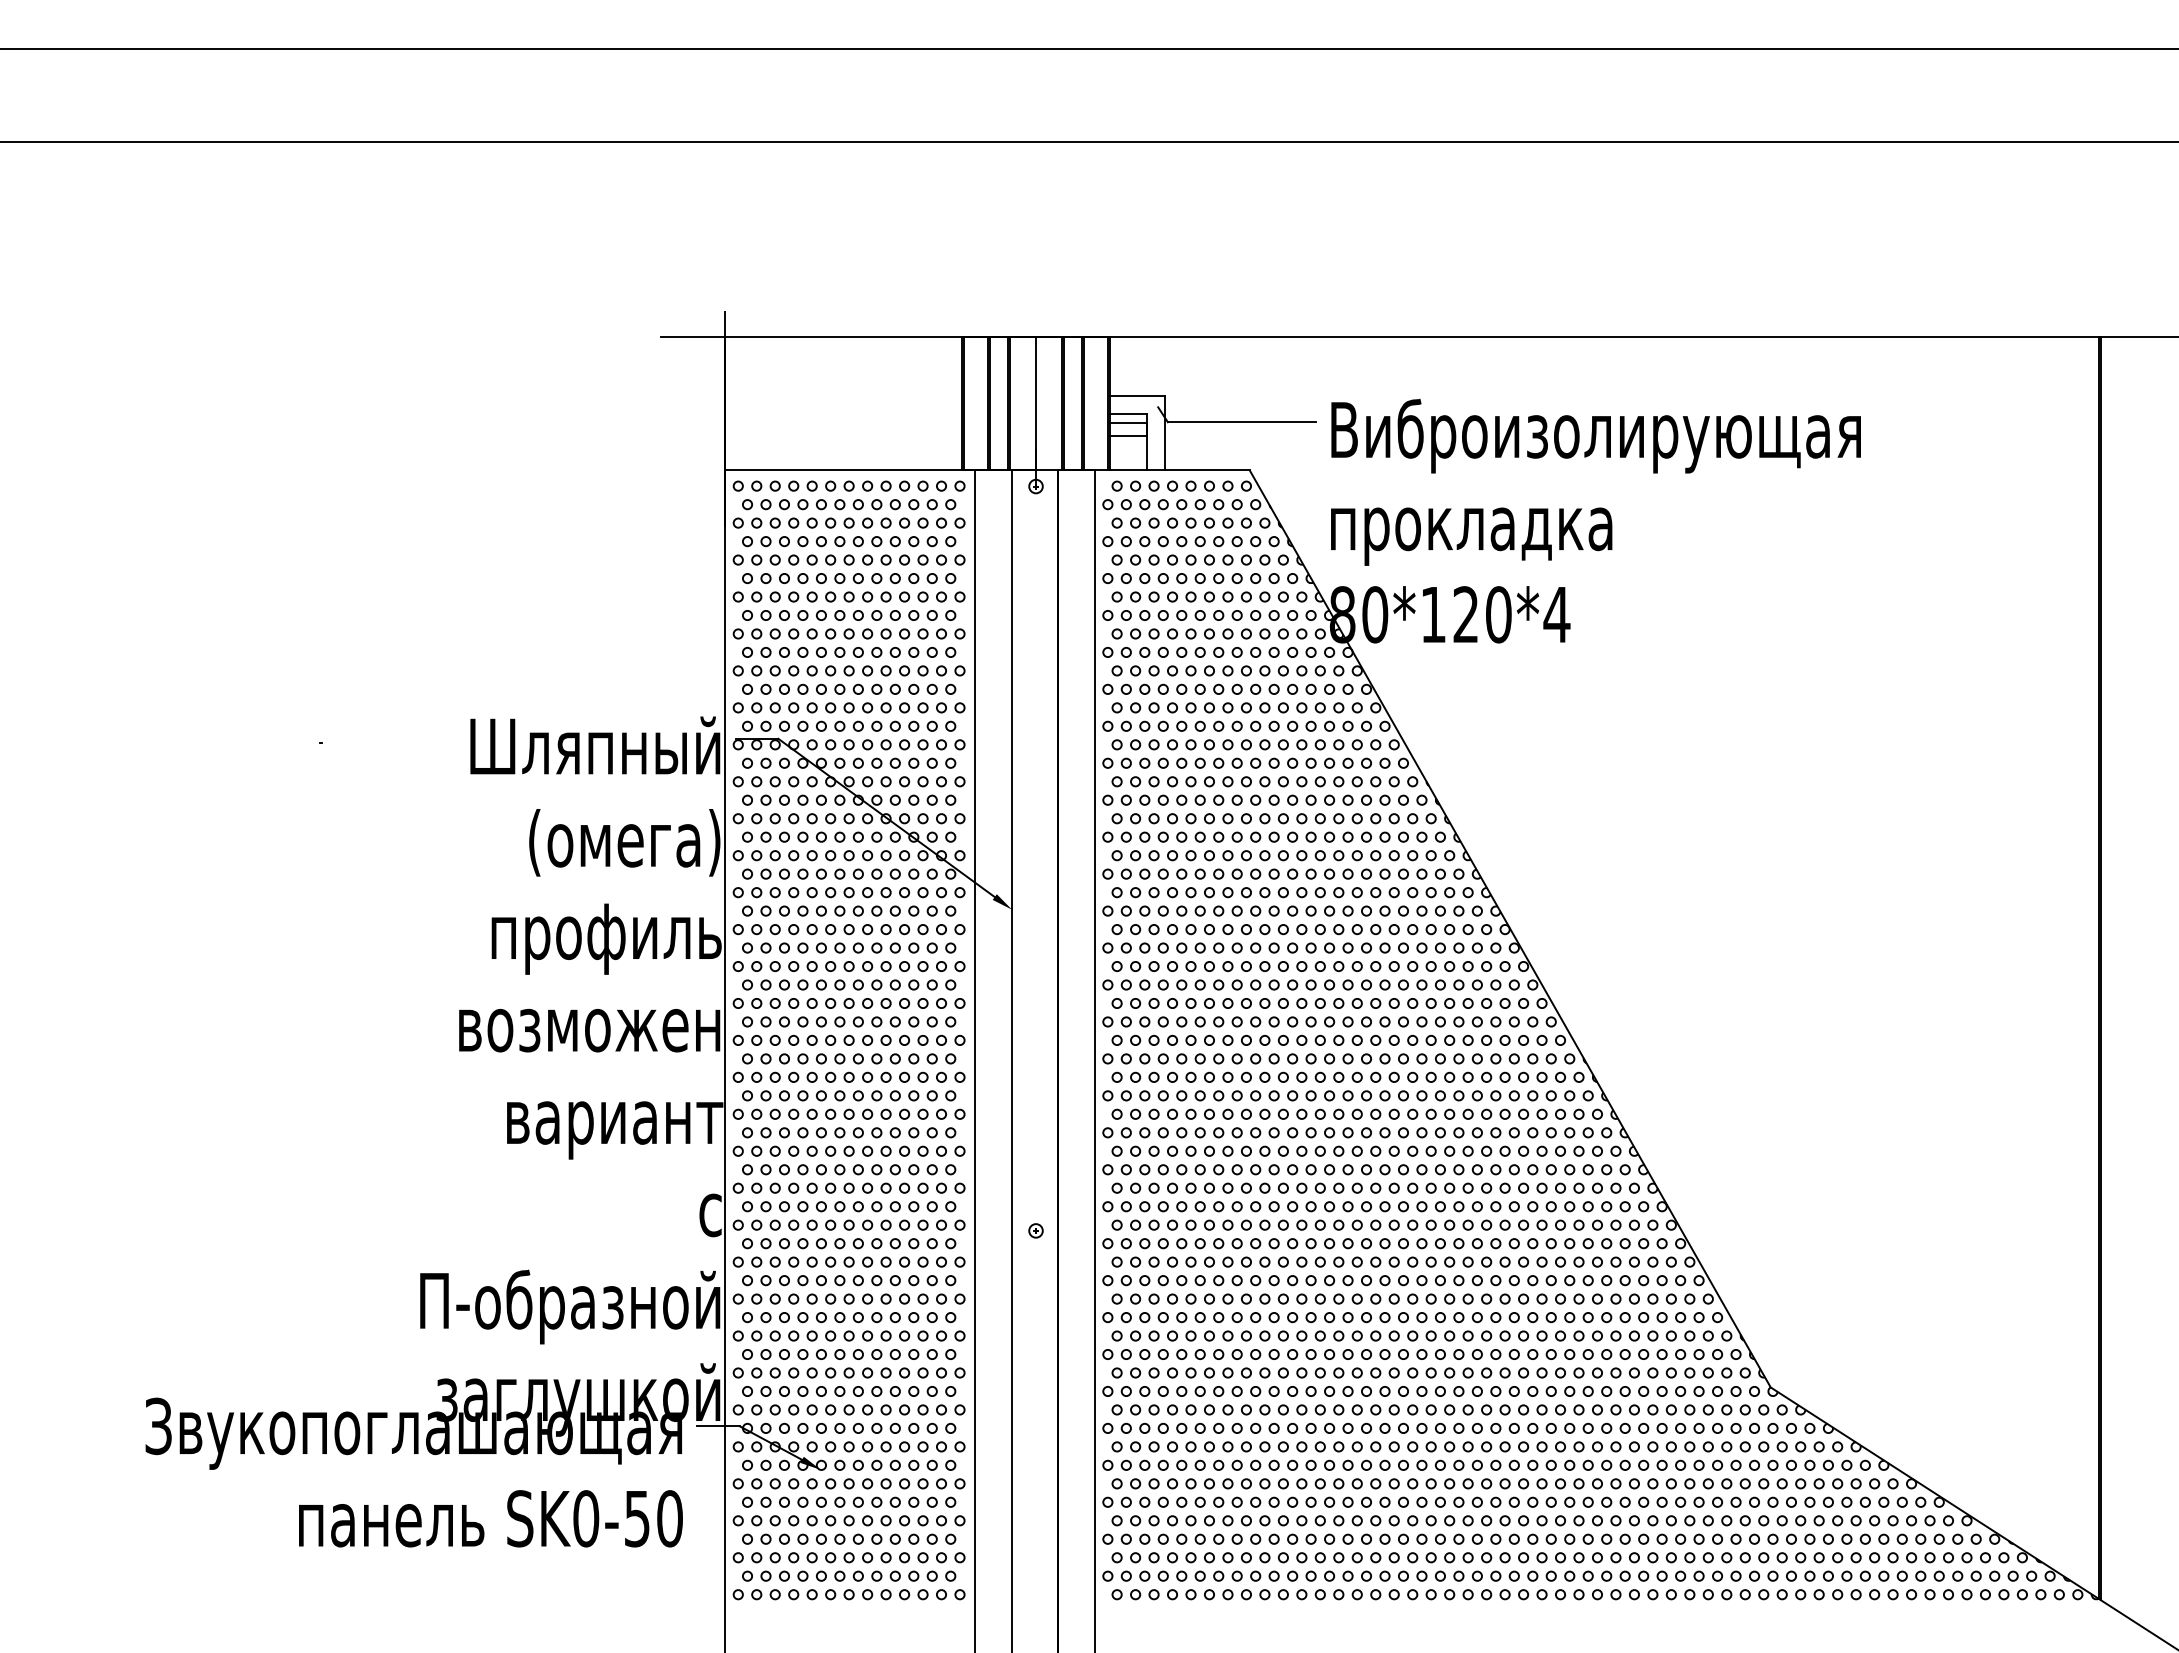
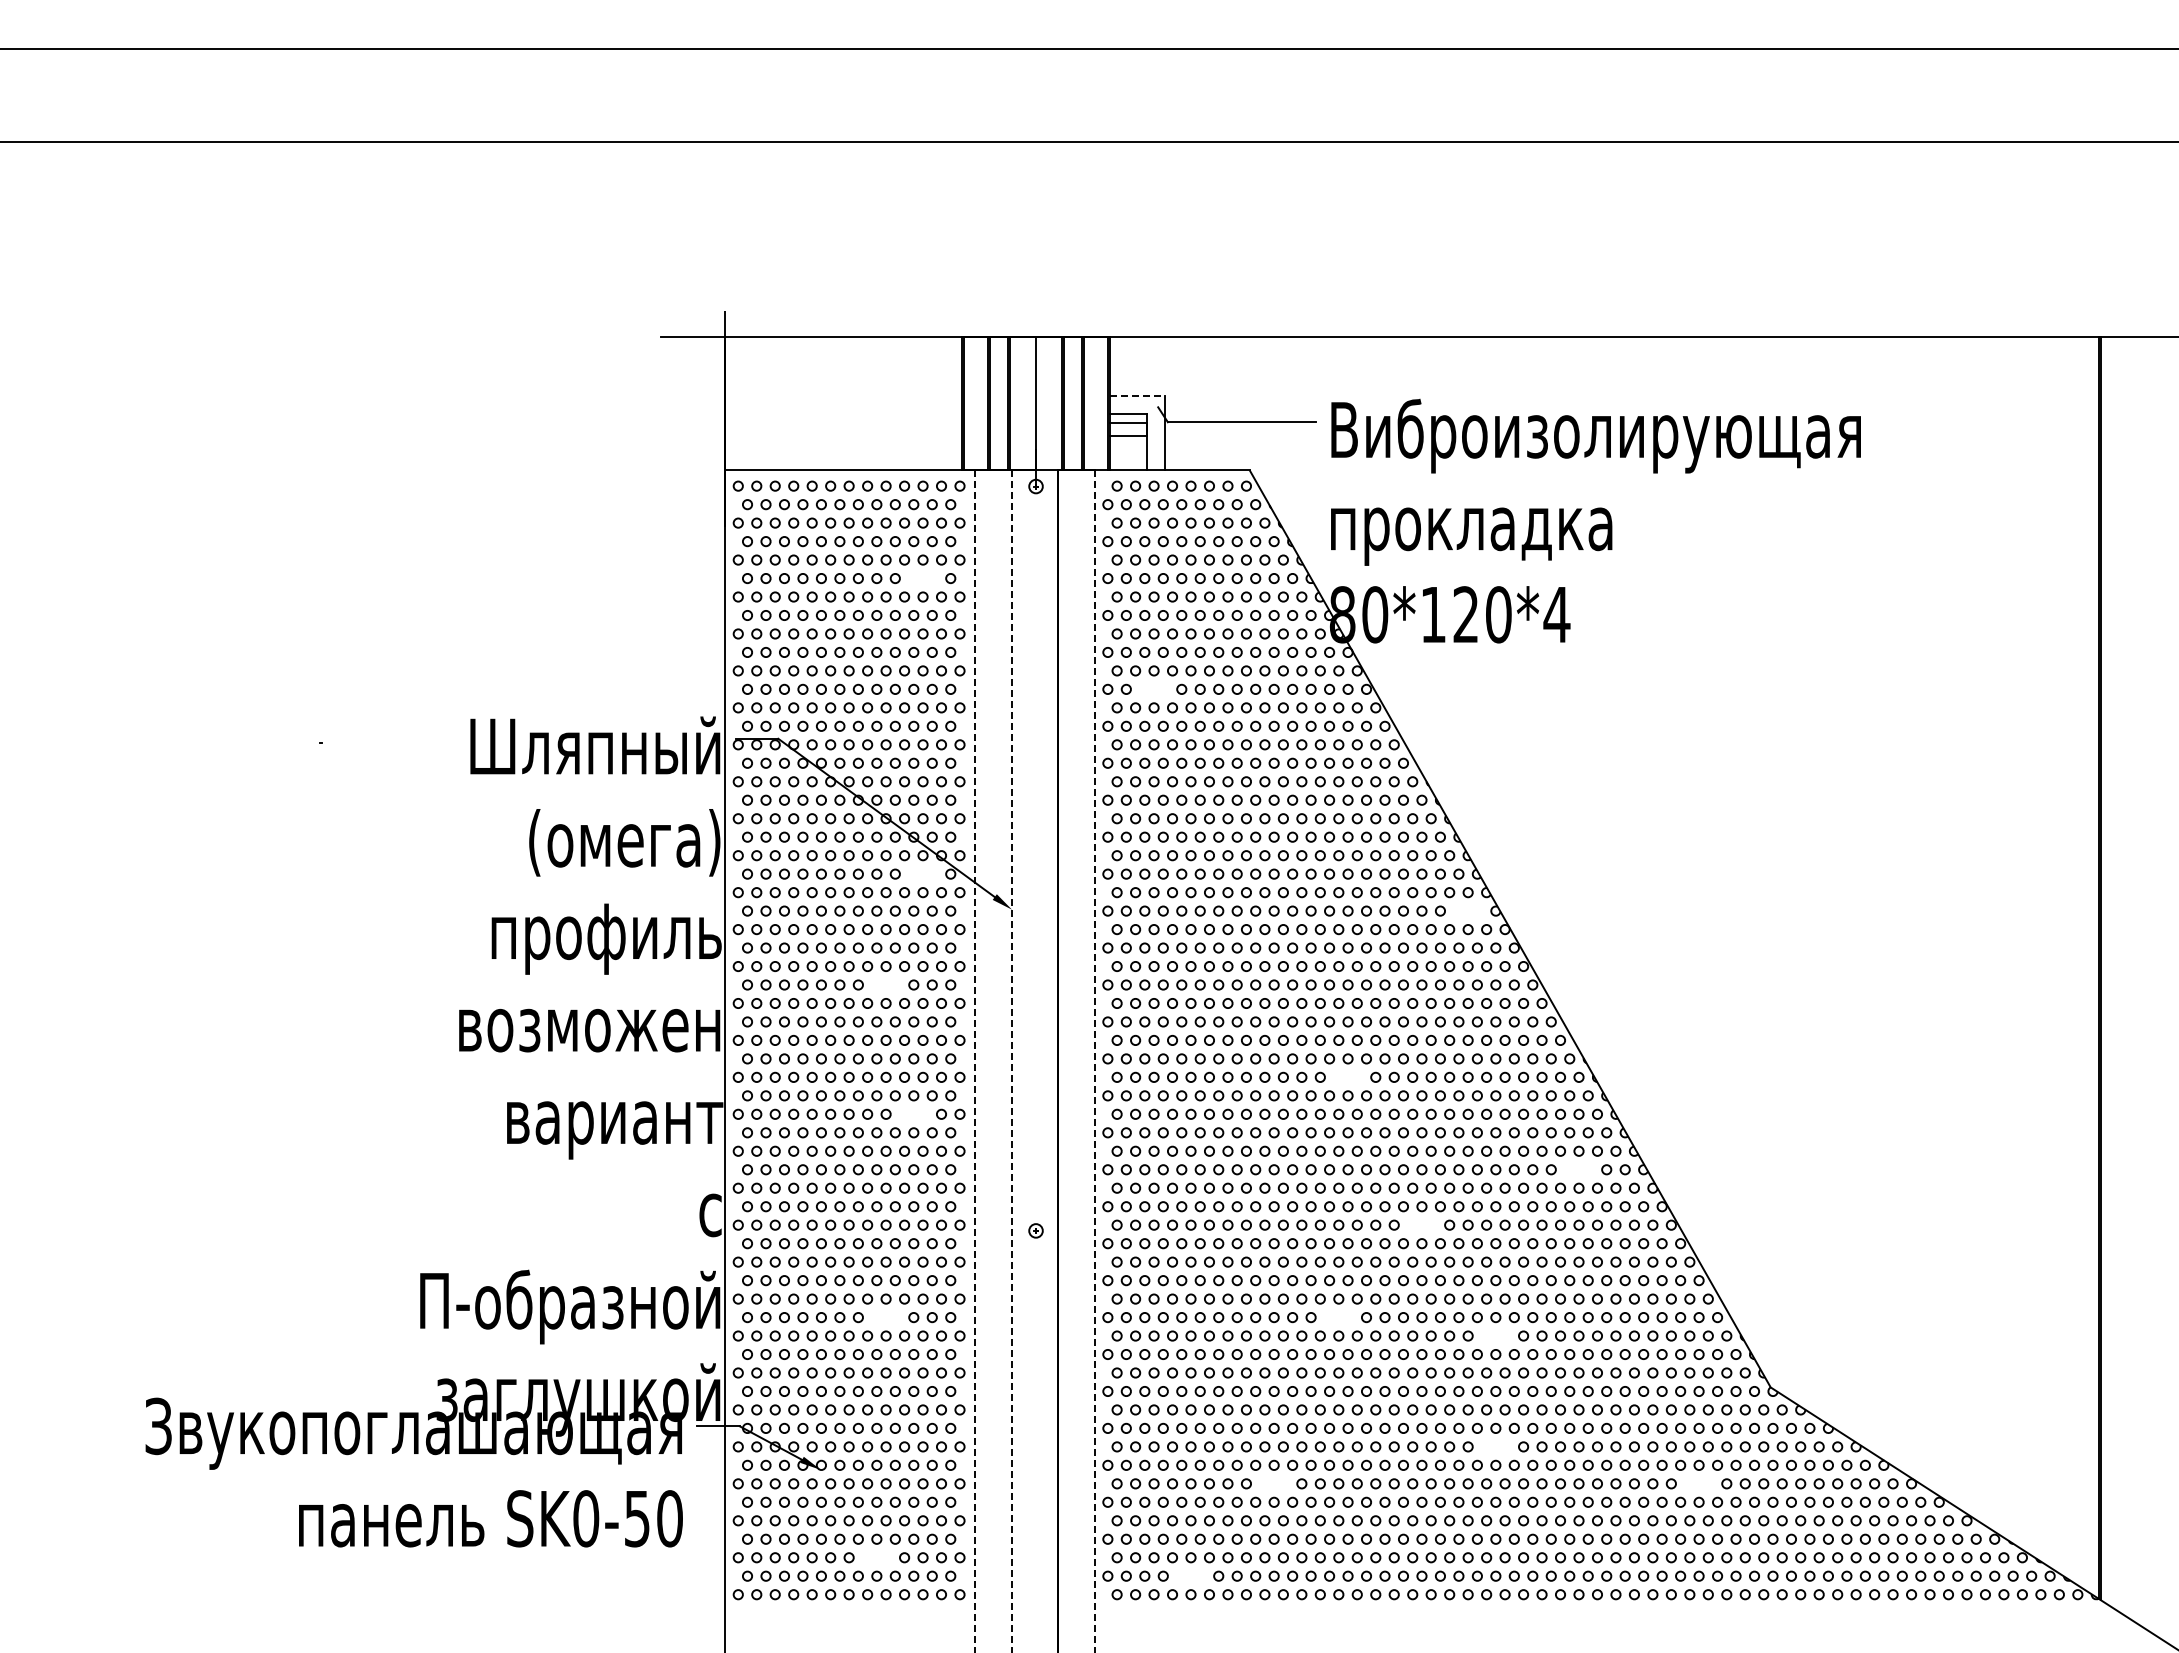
line: solid -> dashed (1137, 395)
part: present -> none (922, 578)
part: present -> none (1153, 688)
part: present -> none (922, 873)
part: present -> none (1467, 910)
part: present -> none (885, 984)
line: solid -> dashed (975, 1061)
line: solid -> dashed (1012, 1061)
line: solid -> dashed (1095, 1061)
part: present -> none (1347, 1076)
part: present -> none (913, 1113)
part: present -> none (1578, 1169)
part: present -> none (1421, 1224)
part: present -> none (885, 1317)
part: present -> none (1338, 1317)
part: present -> none (1495, 1335)
part: present -> none (1495, 1446)
part: present -> none (1273, 1483)
part: present -> none (1698, 1483)
part: present -> none (876, 1557)
part: present -> none (1190, 1575)
